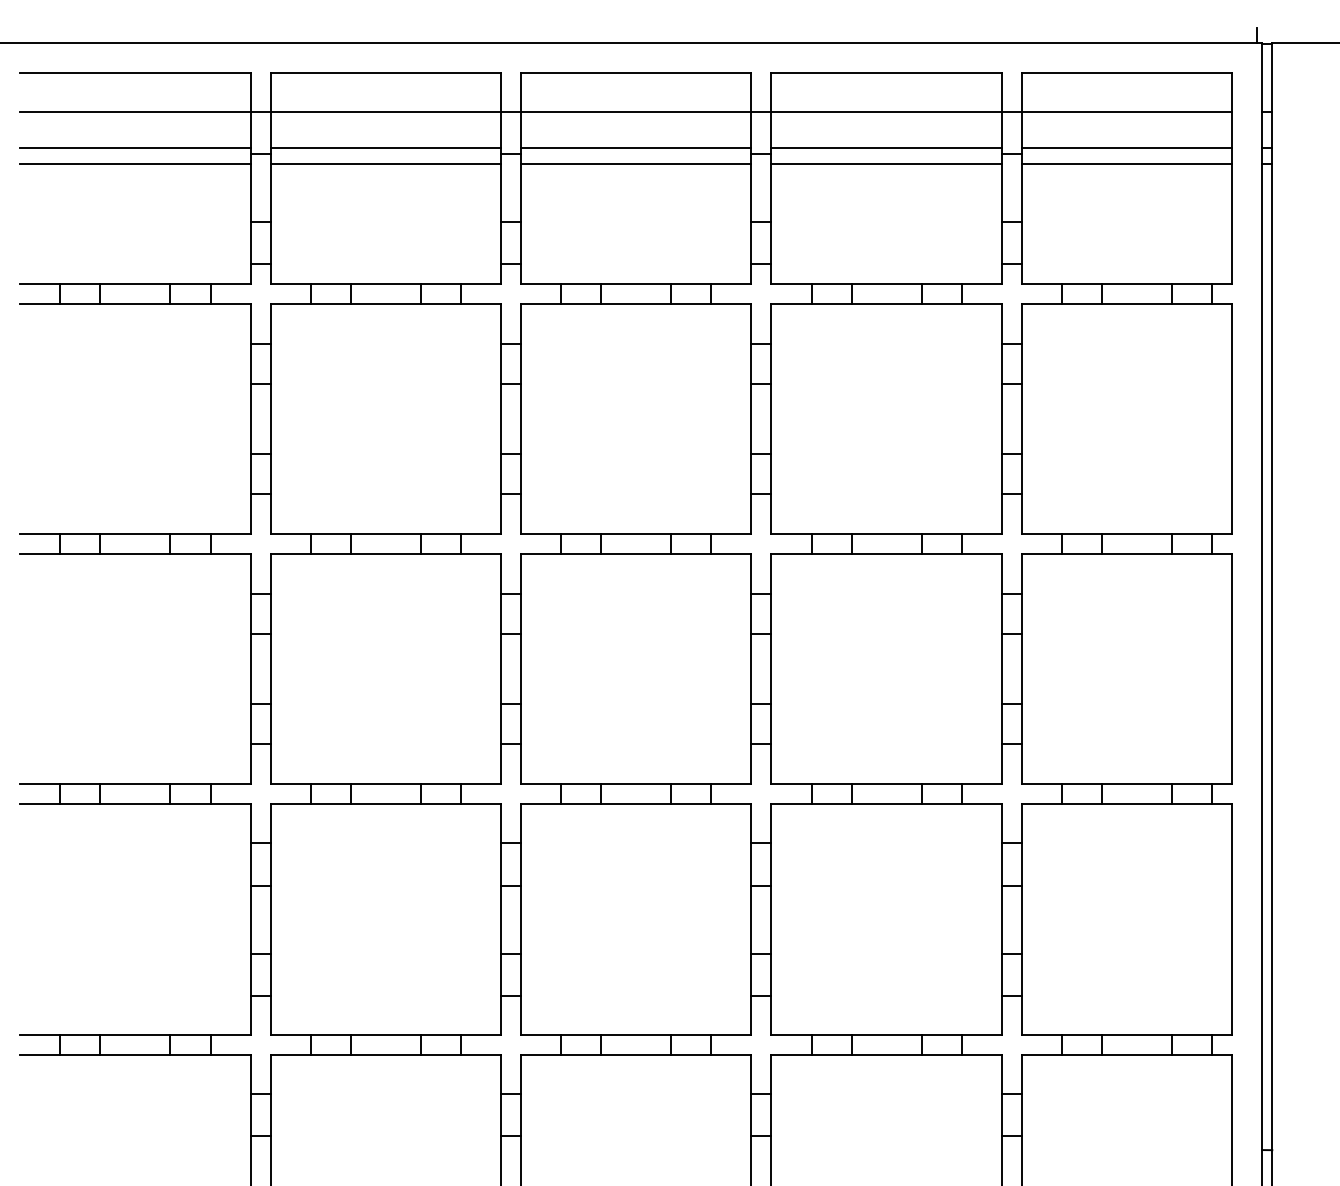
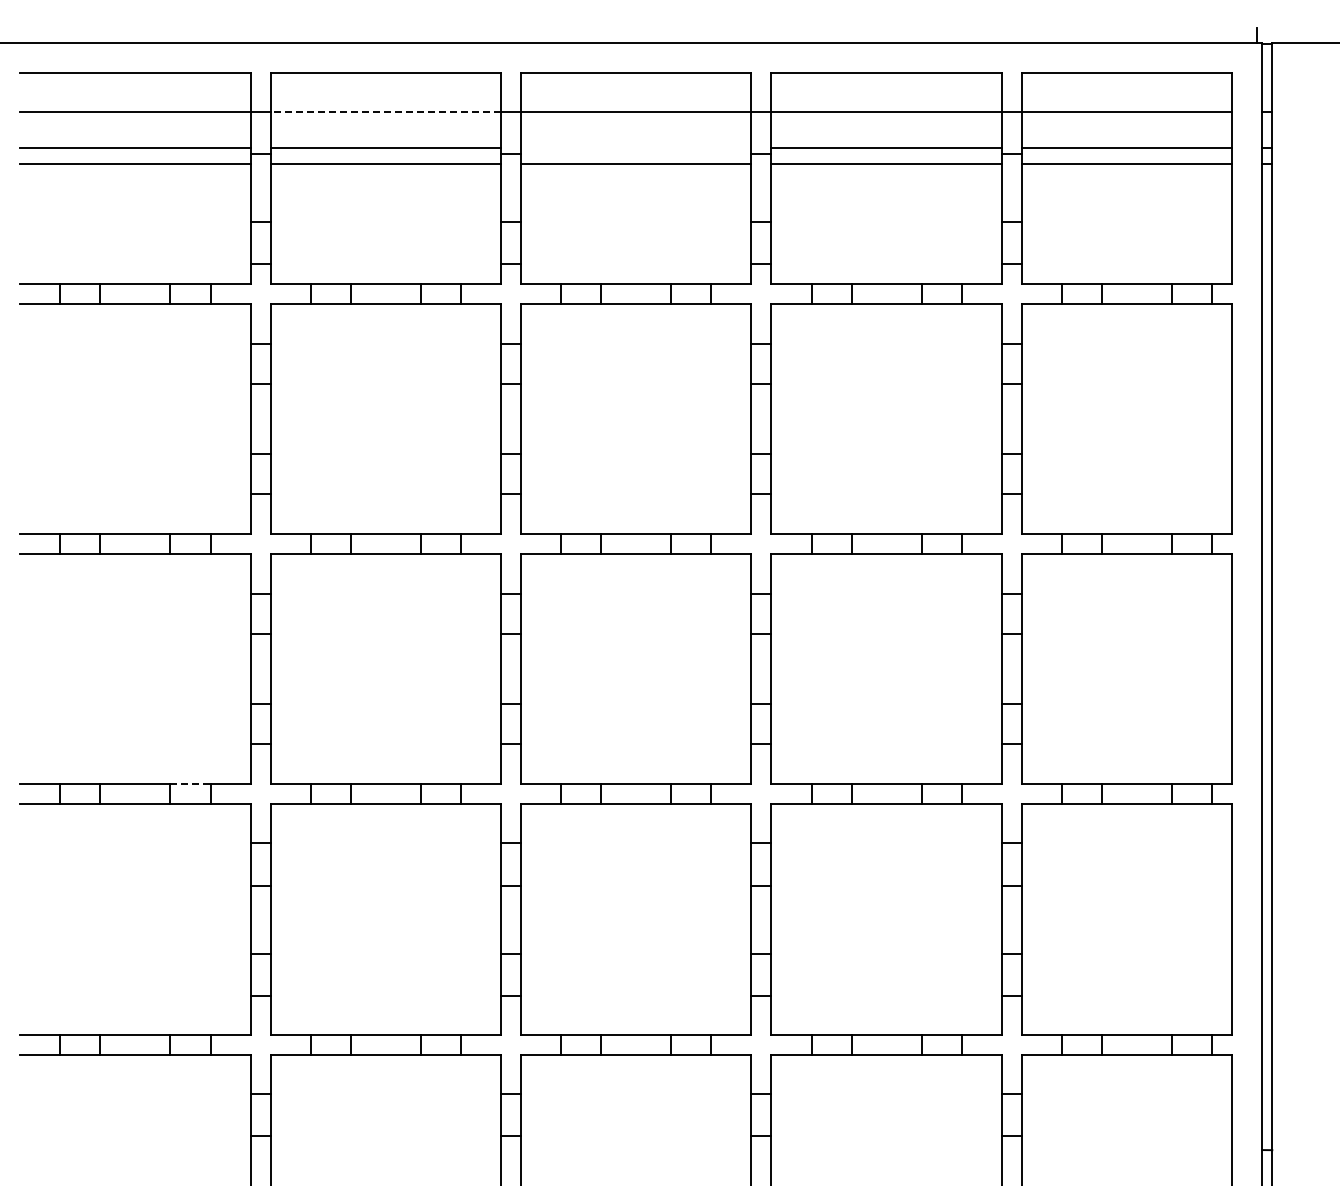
line: solid -> dashed (385, 112)
line: present -> none (636, 148)
line: solid -> dashed (190, 784)
